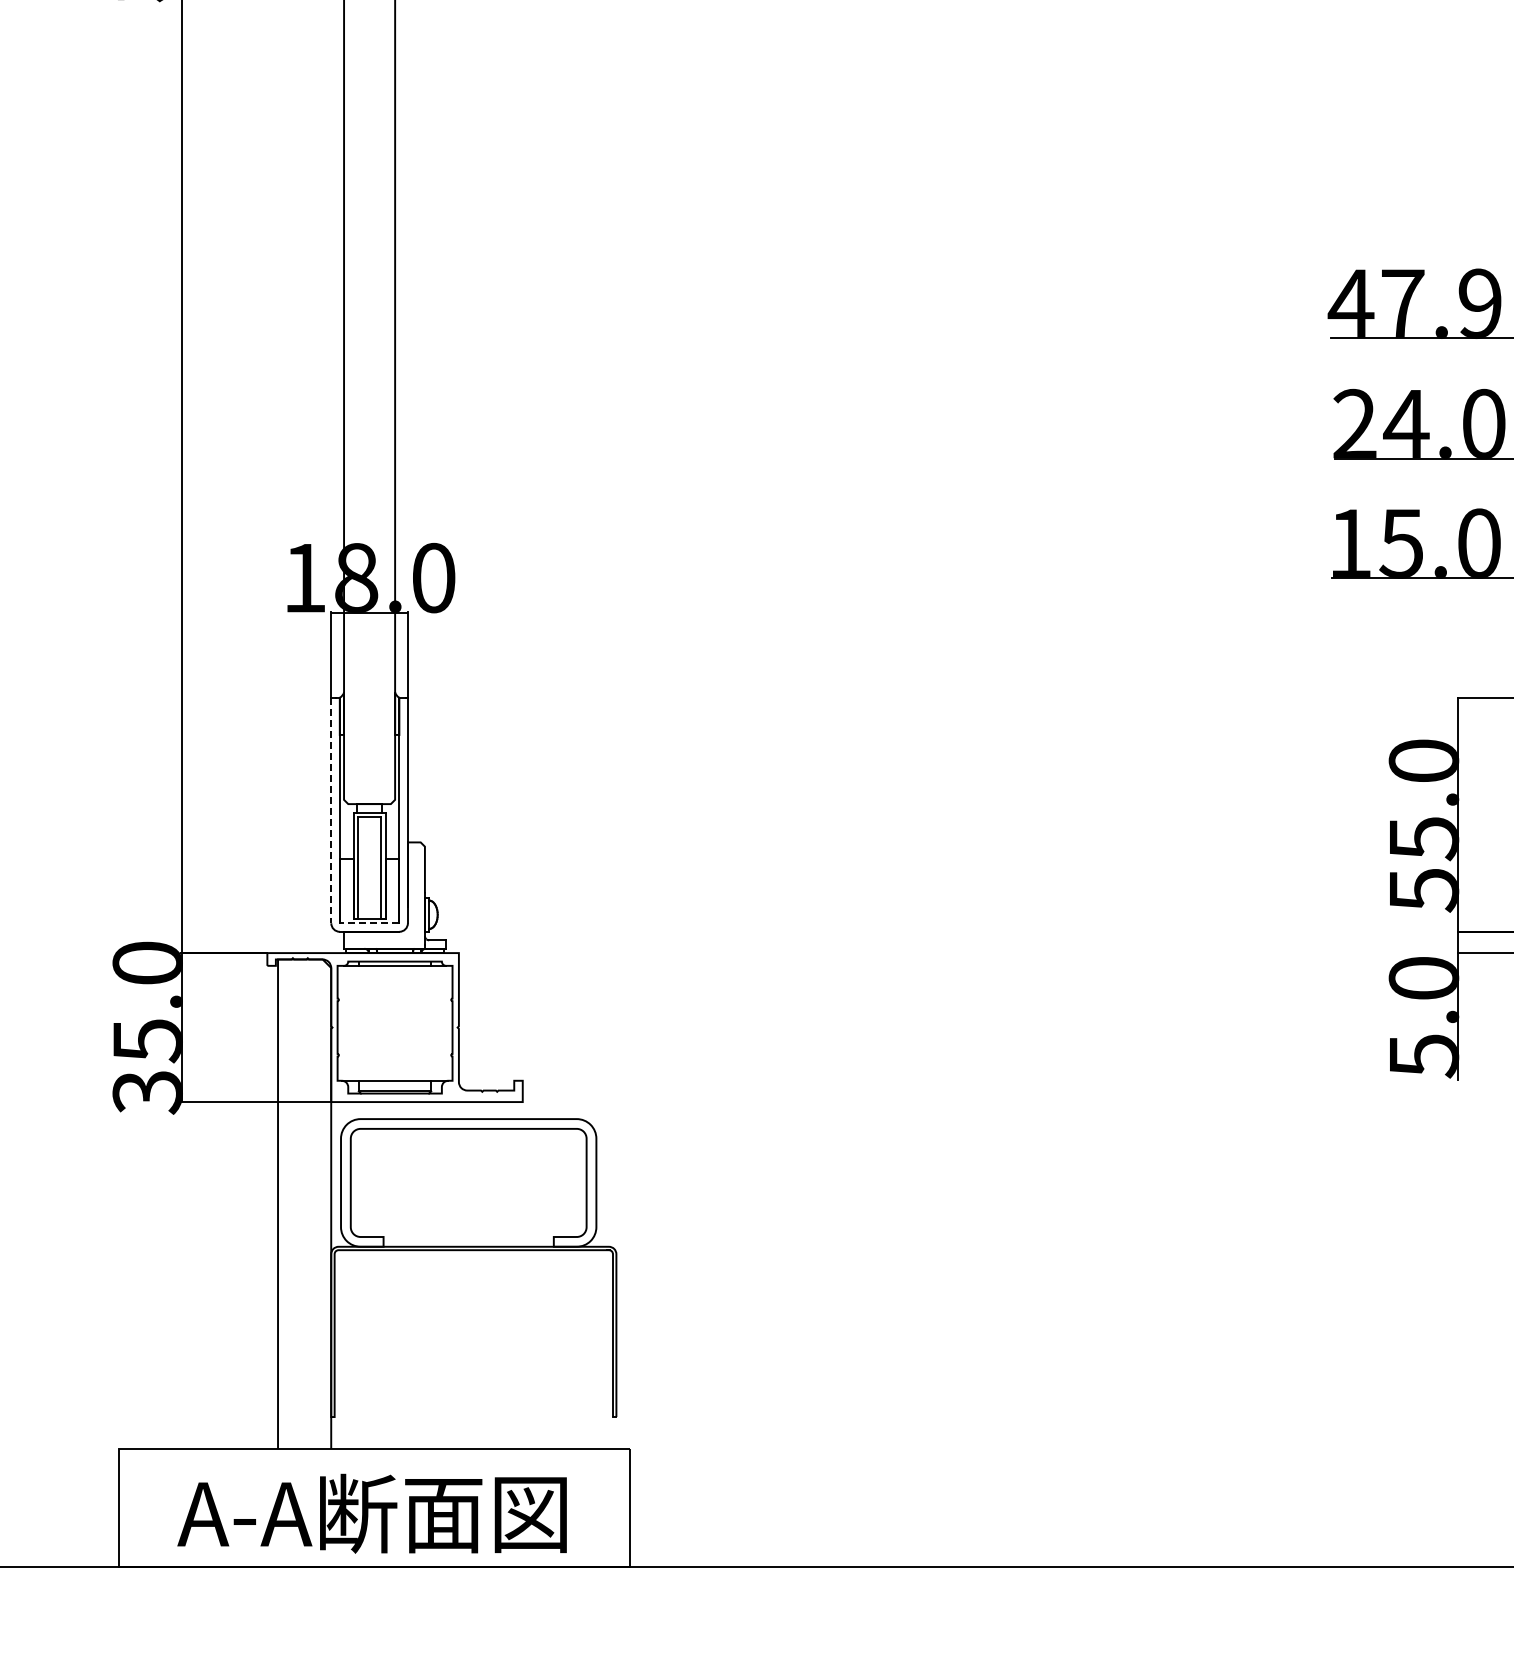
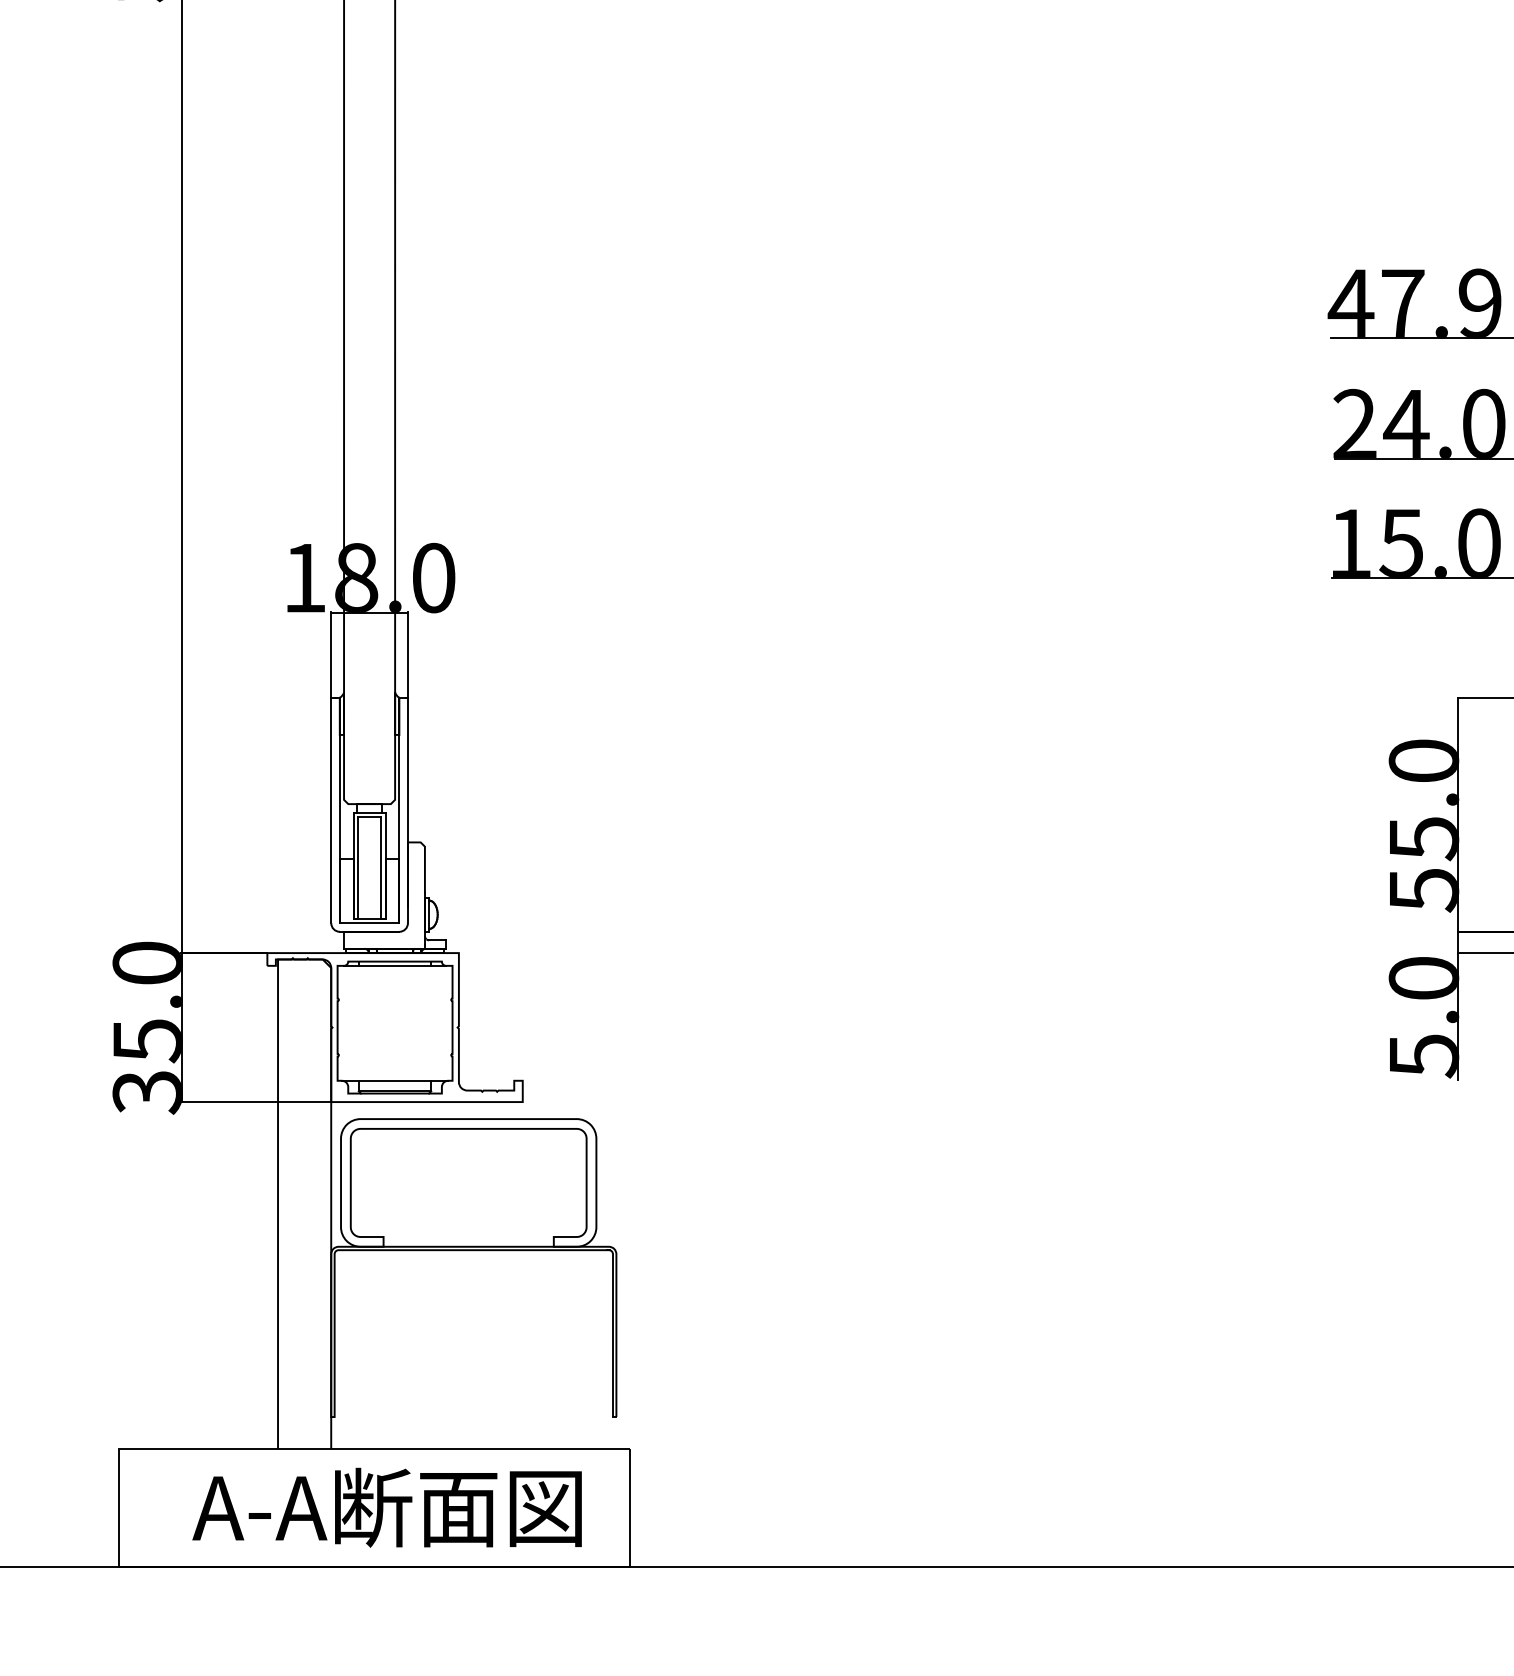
line: dashed -> solid (331, 810)
line: dashed -> solid (369, 923)
text position: (371, 1513) -> (386, 1507) (386, 1507)
